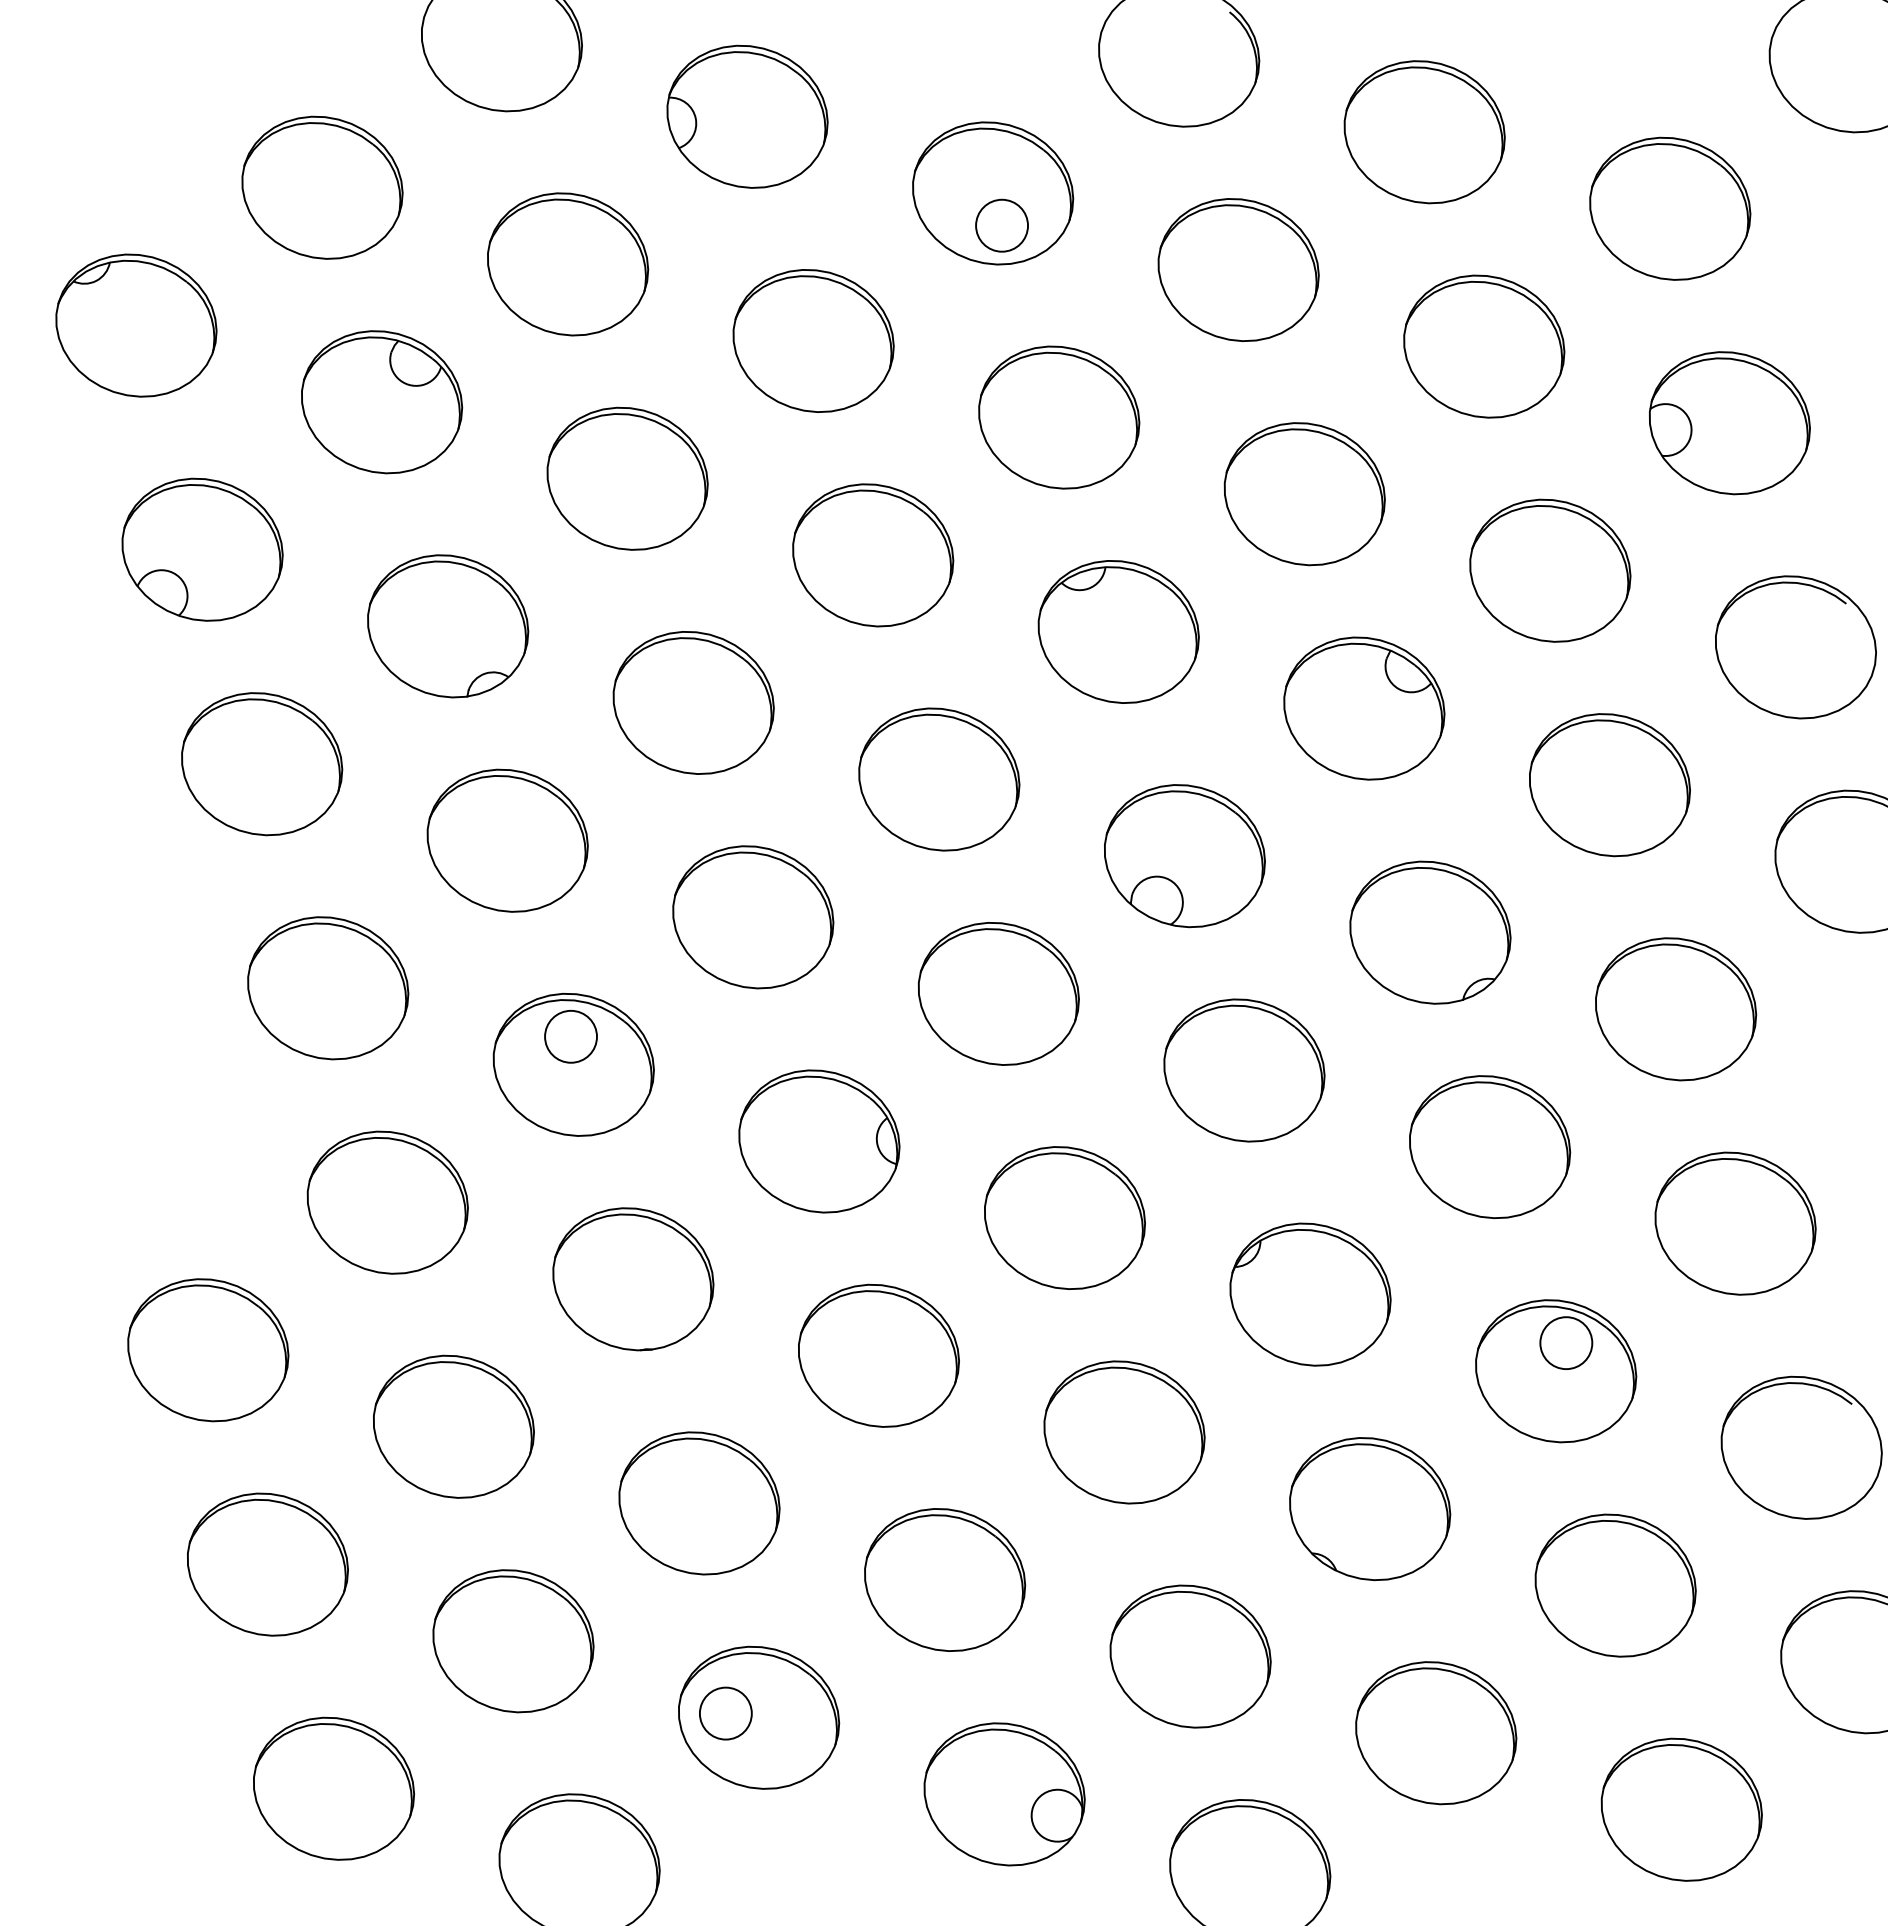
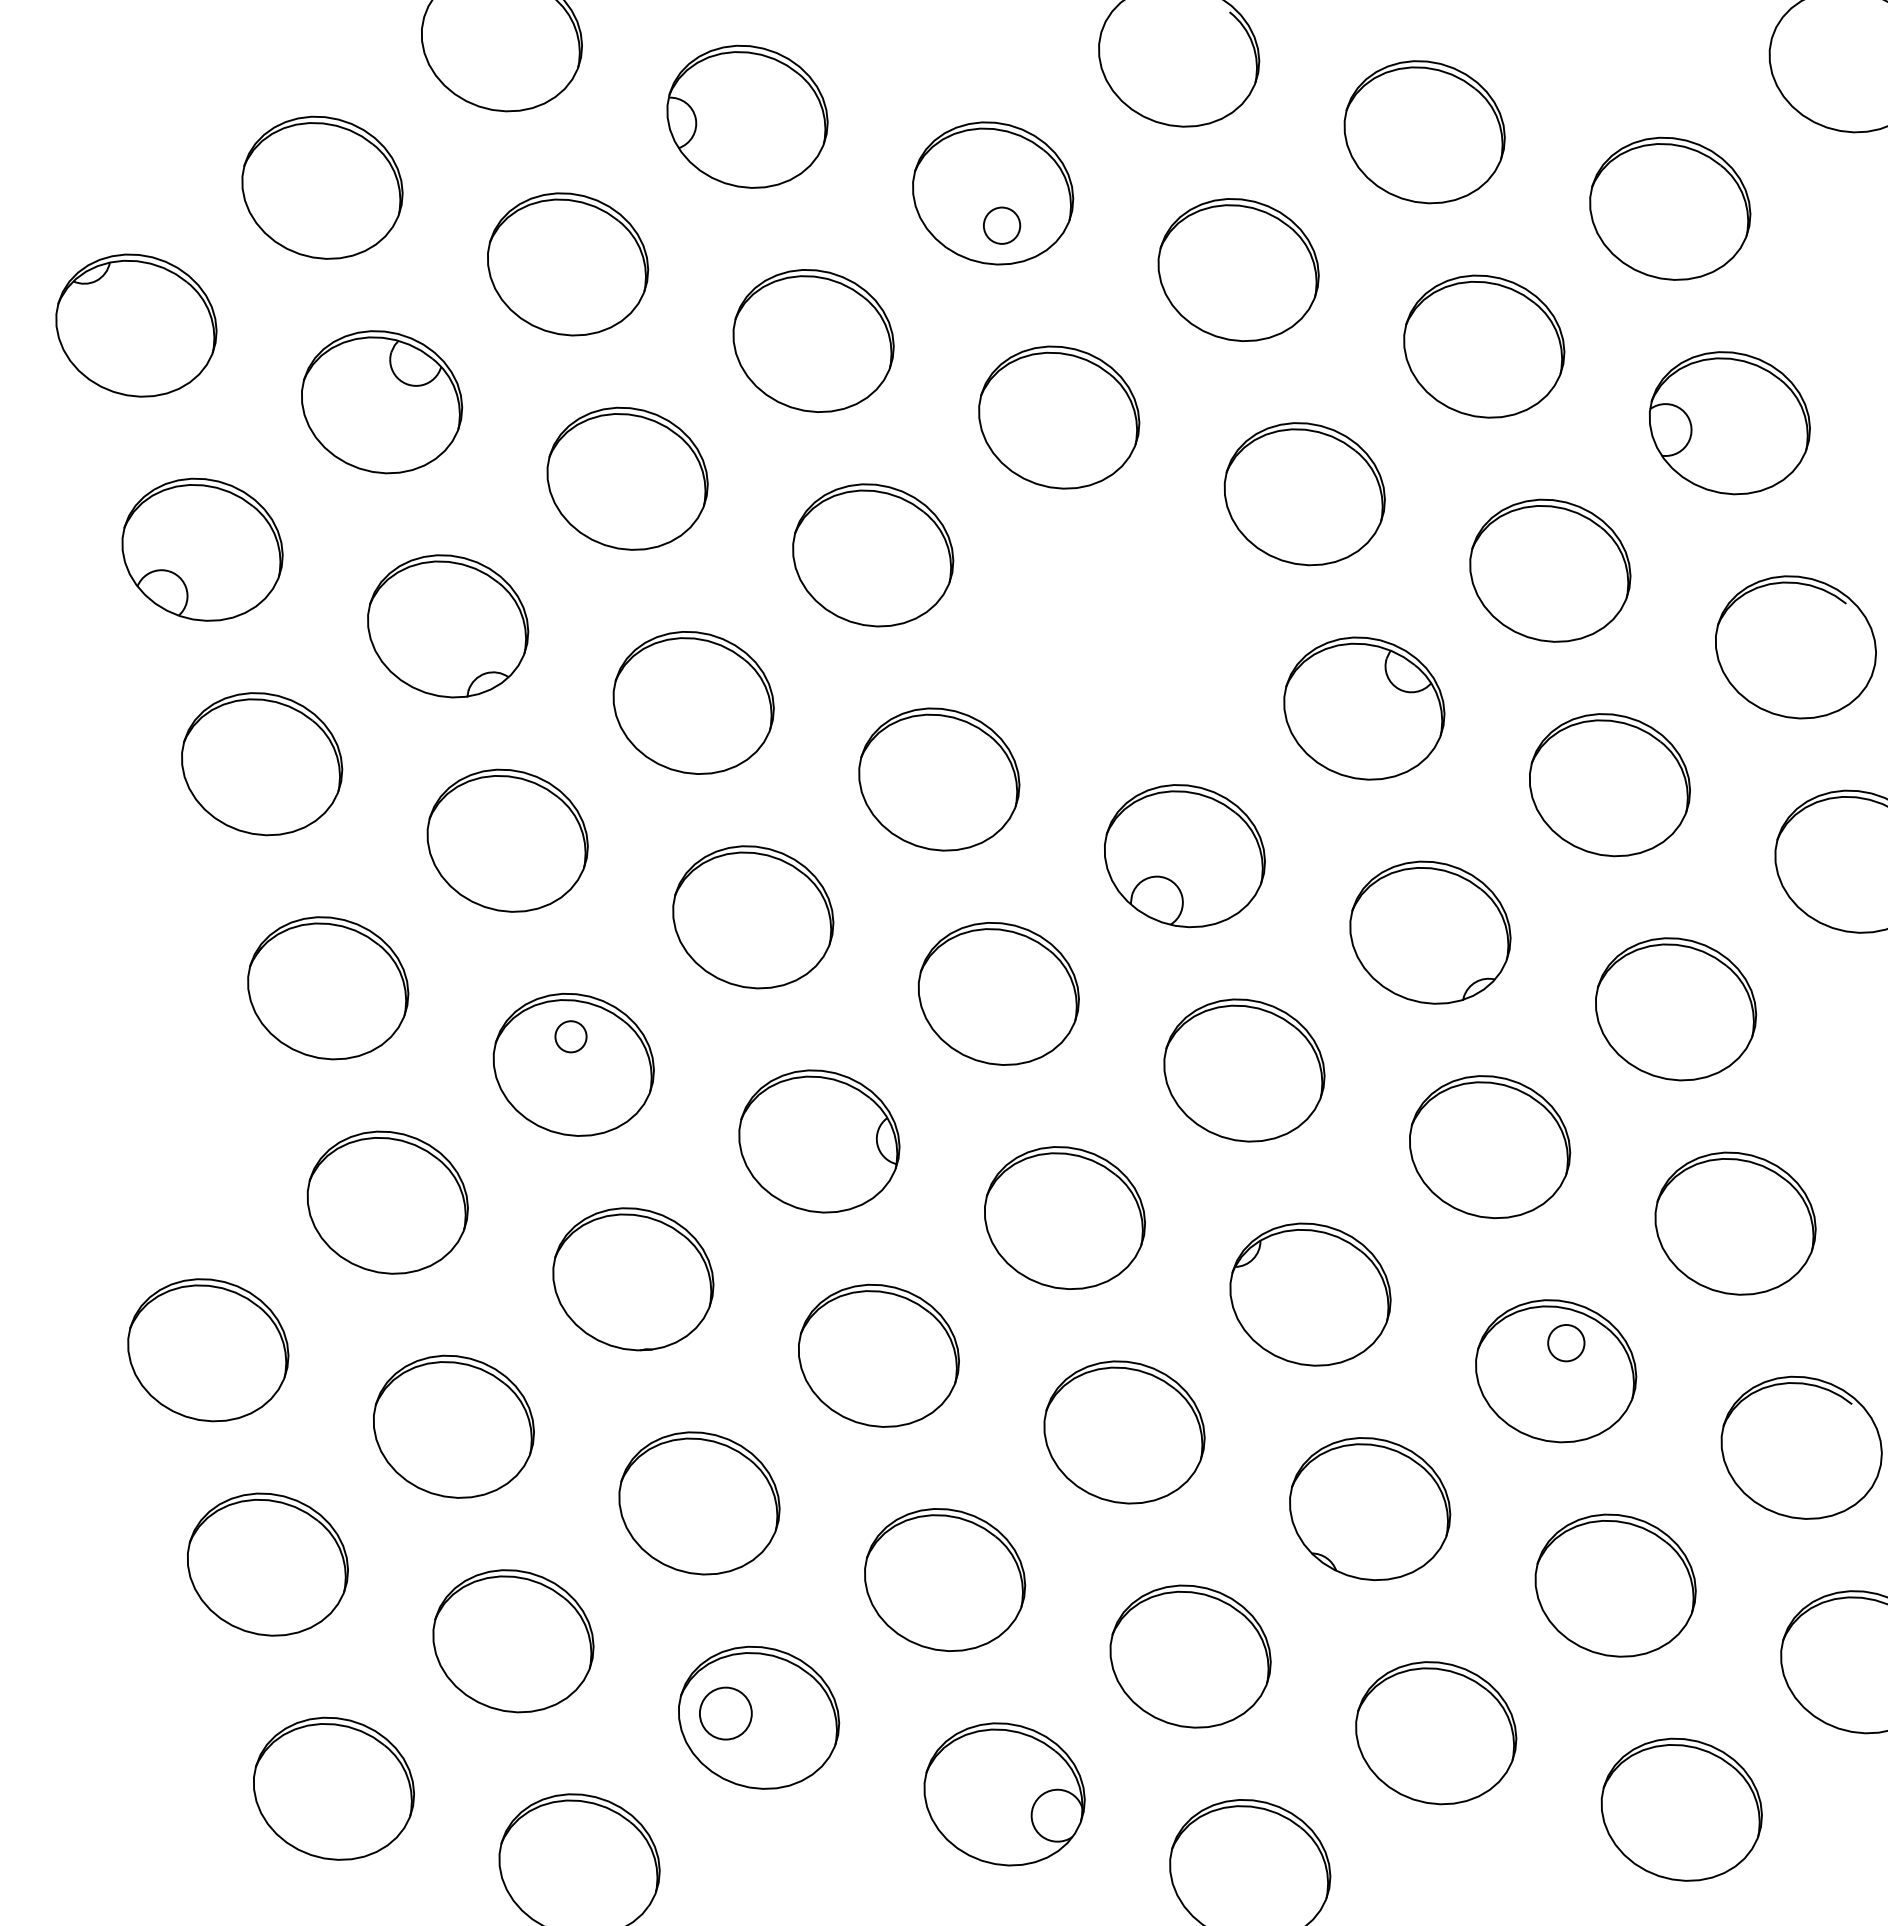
circle diameter: 52 px -> 36 px (1001, 225)
part: present -> none (1118, 631)
circle diameter: 52 px -> 31 px (570, 1036)
circle diameter: 52 px -> 36 px (1566, 1342)
